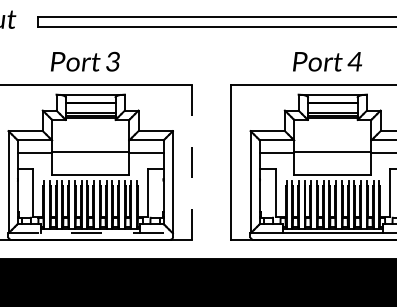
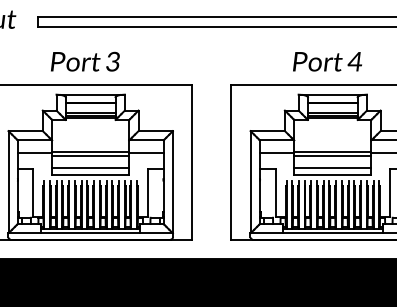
line: none -> present (90, 156)
line: none -> present (332, 156)
line: dashed -> solid (192, 162)
line: none -> present (90, 167)
line: none -> present (332, 167)
line: dashed -> solid (91, 233)
